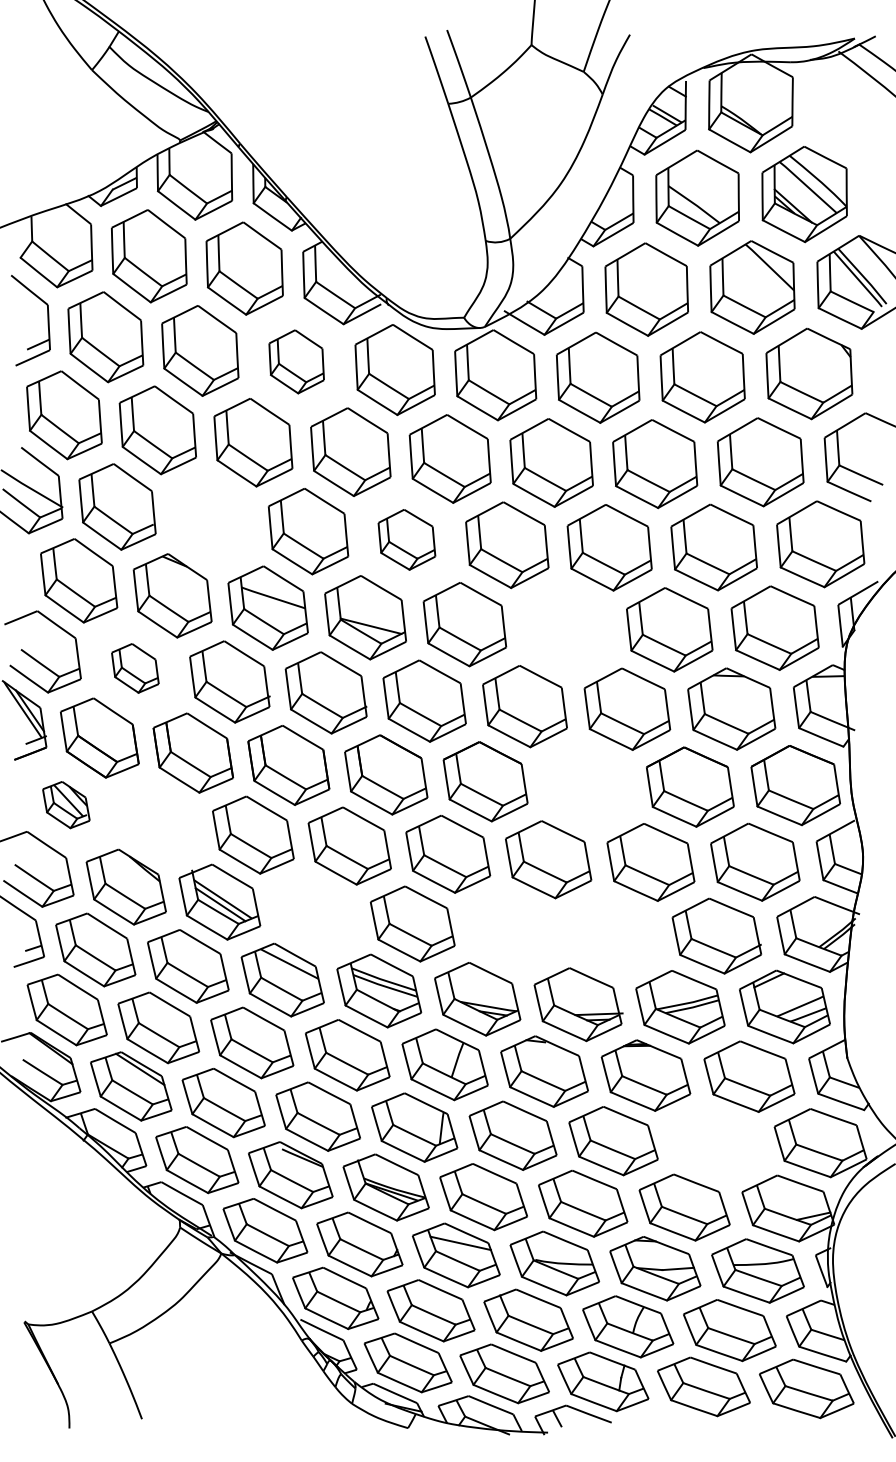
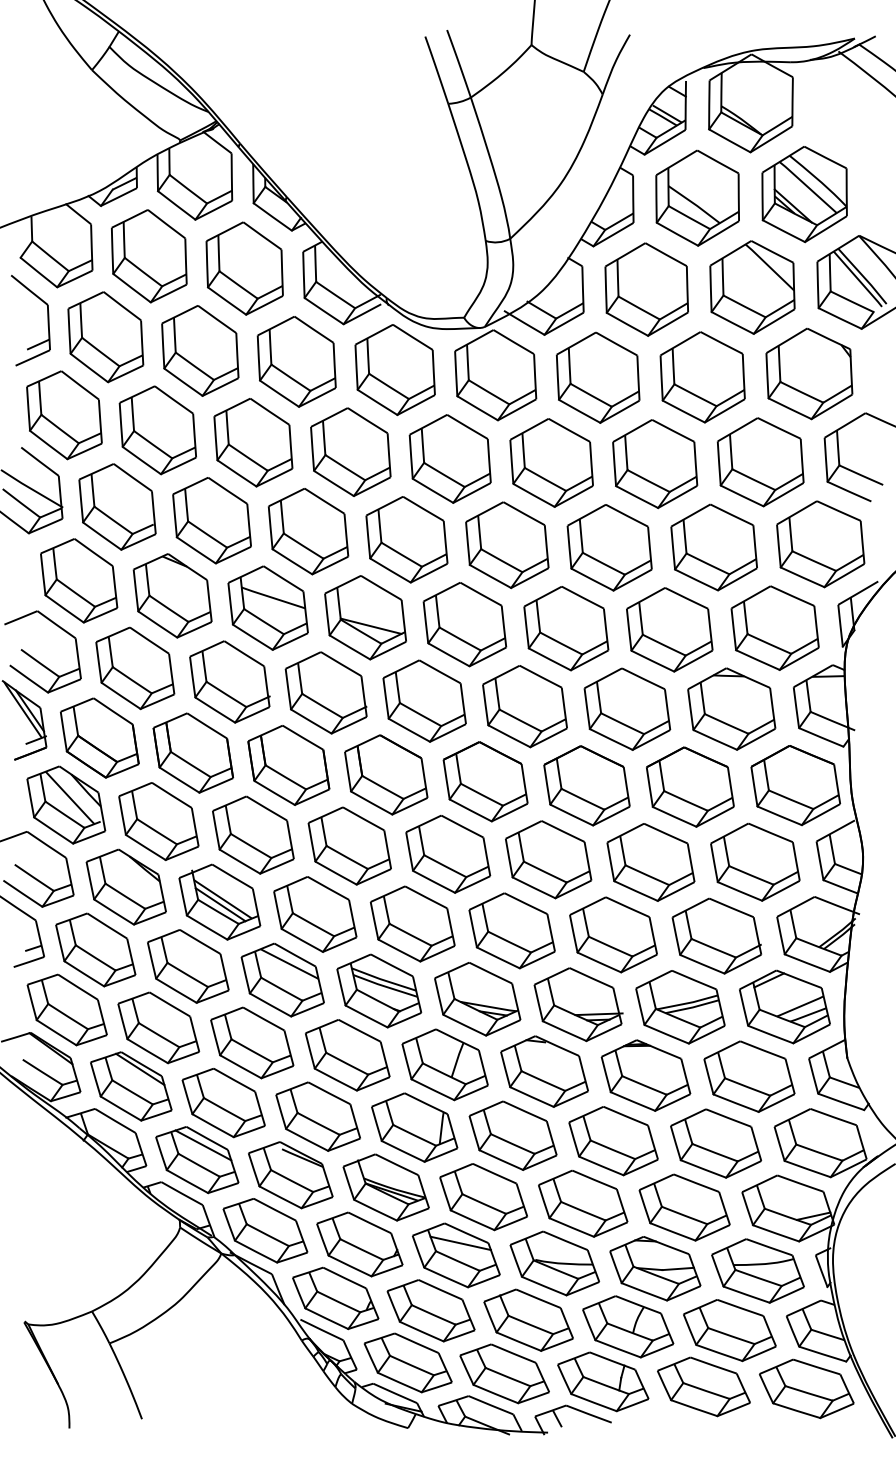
part size: 57x66 px -> 81x92 px (296, 361)
part: none -> present (211, 520)
part size: 60x62 px -> 84x88 px (406, 539)
part: none -> present (566, 628)
part size: 49x51 px -> 81x85 px (135, 668)
part: none -> present (586, 785)
part size: 49x49 px -> 81x80 px (66, 804)
part: none -> present (158, 821)
part: none -> present (315, 914)
part: none -> present (511, 930)
part: none -> present (613, 934)
part: none -> present (716, 1143)
line: none -> present (203, 1145)
